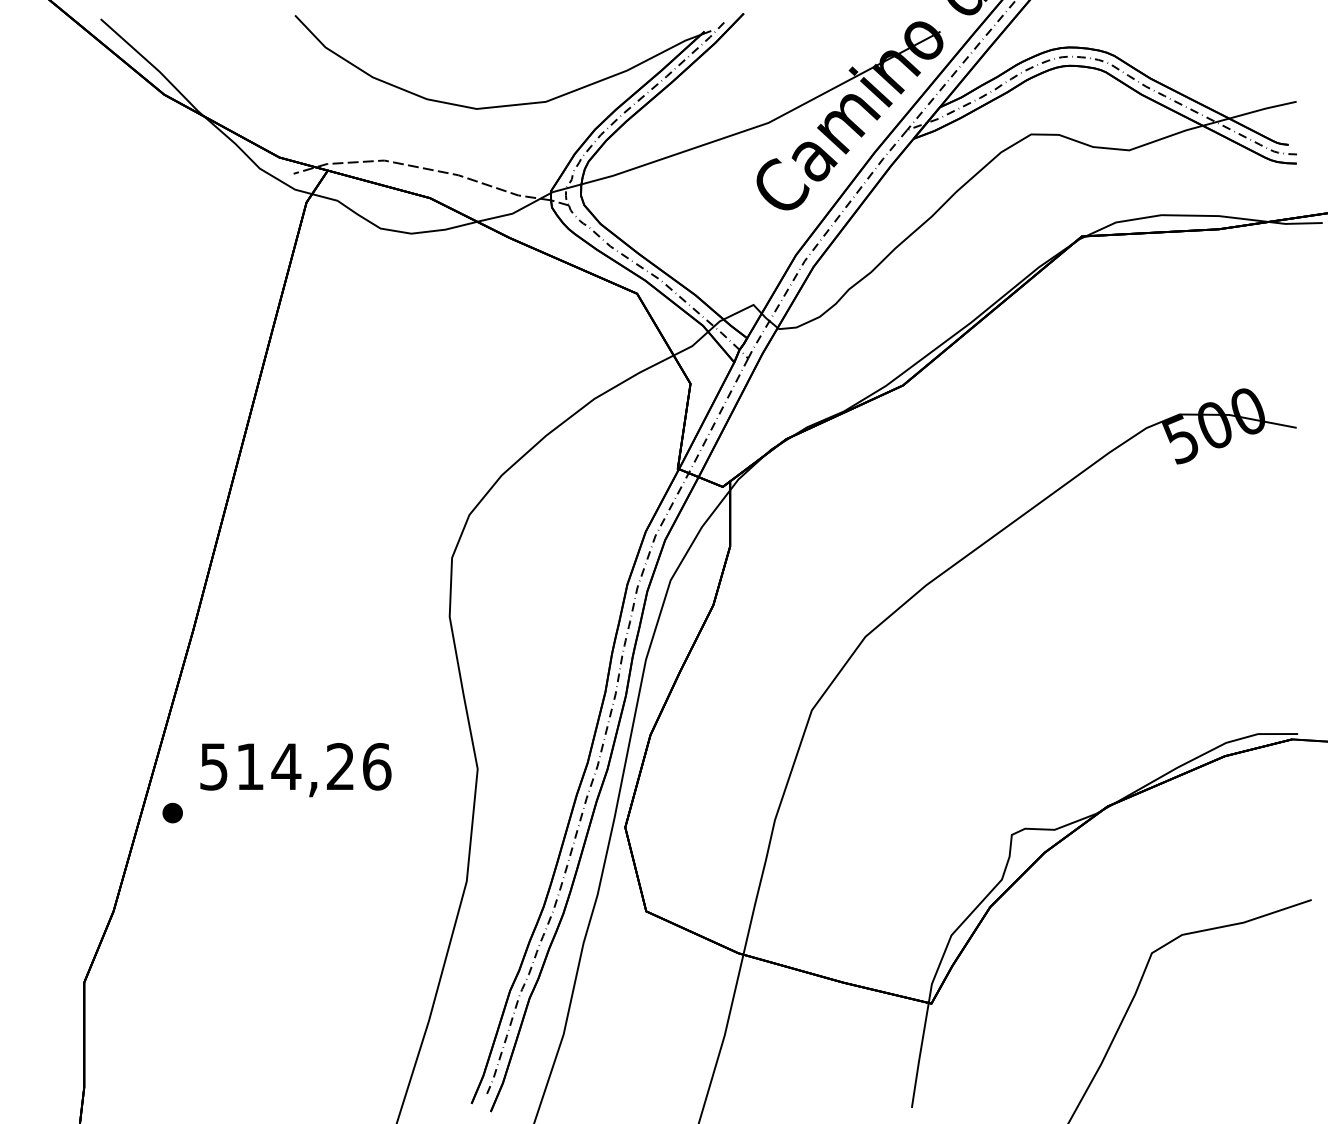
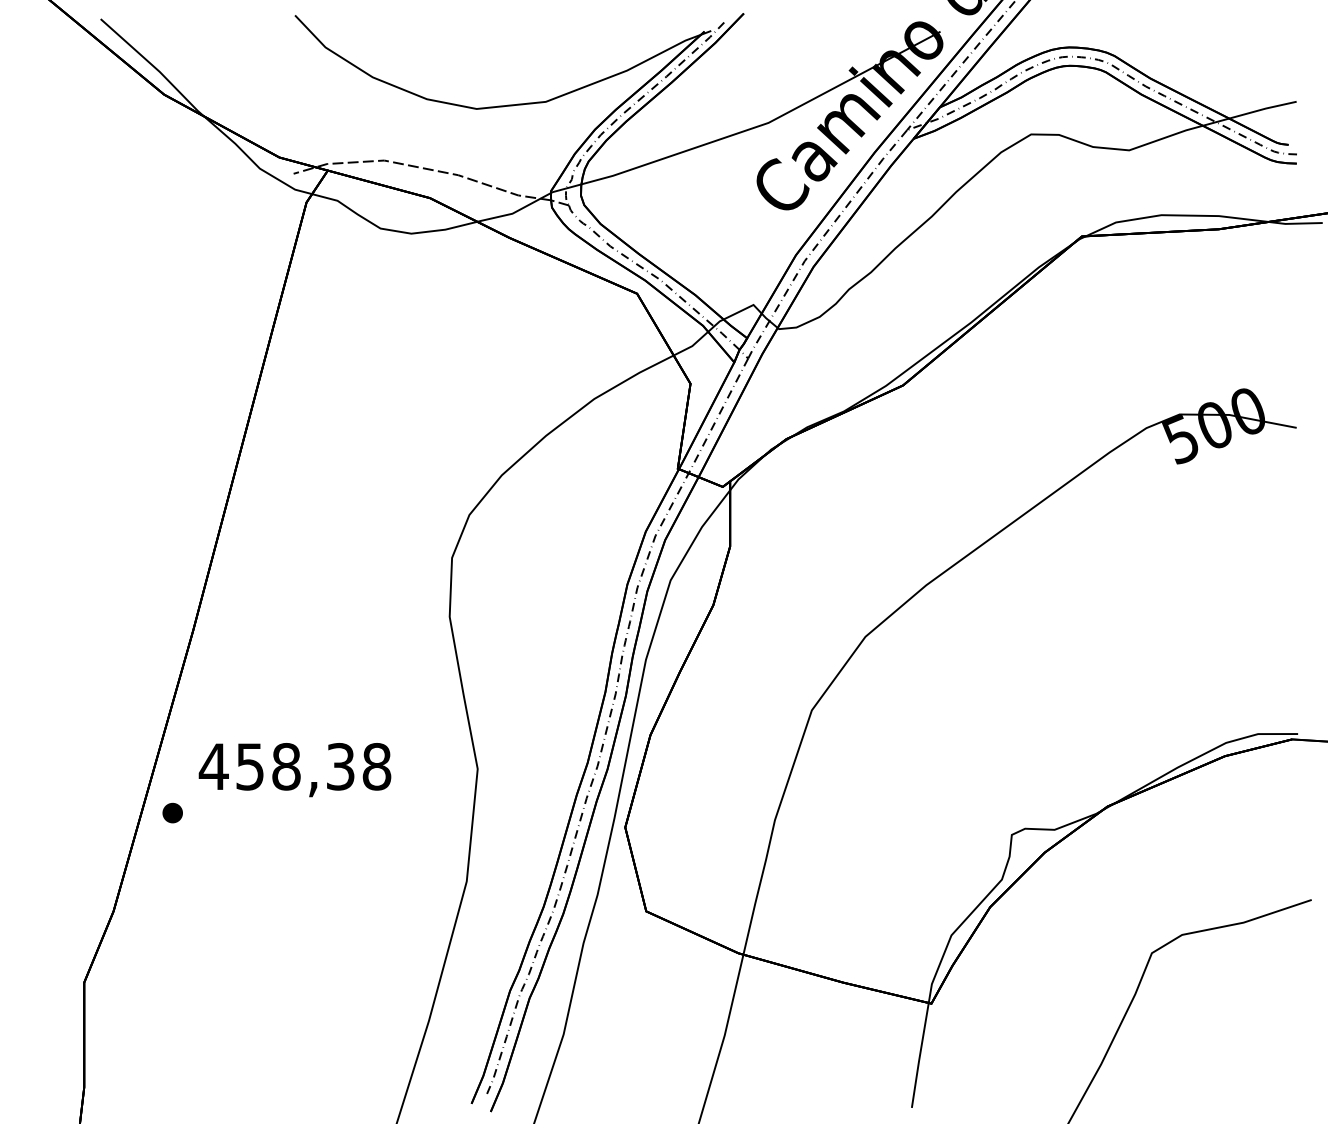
text: 514,26 -> 458,38 (294, 766)
